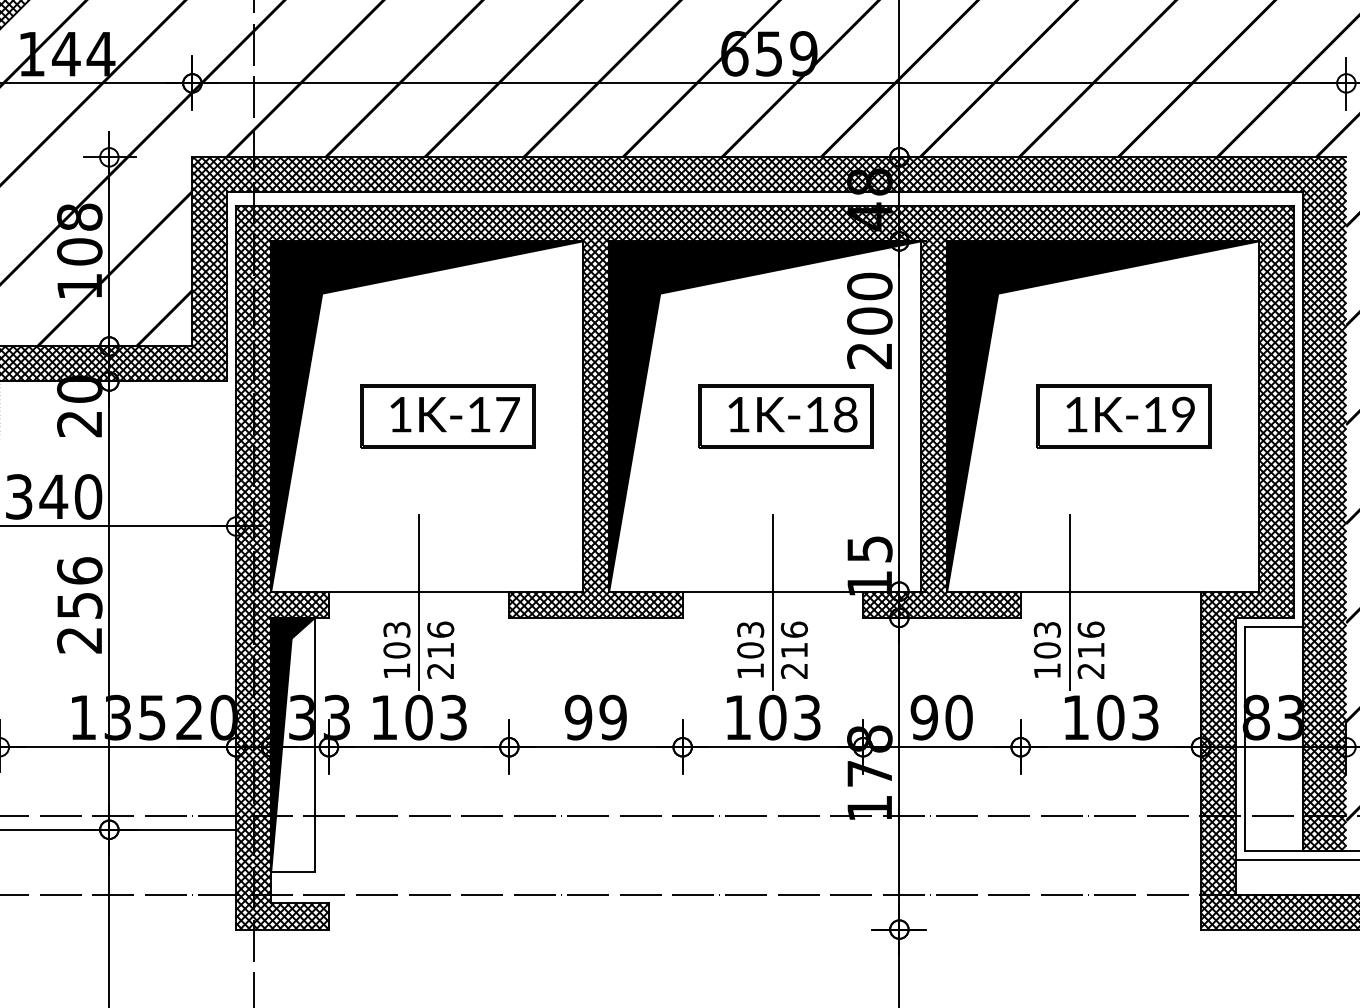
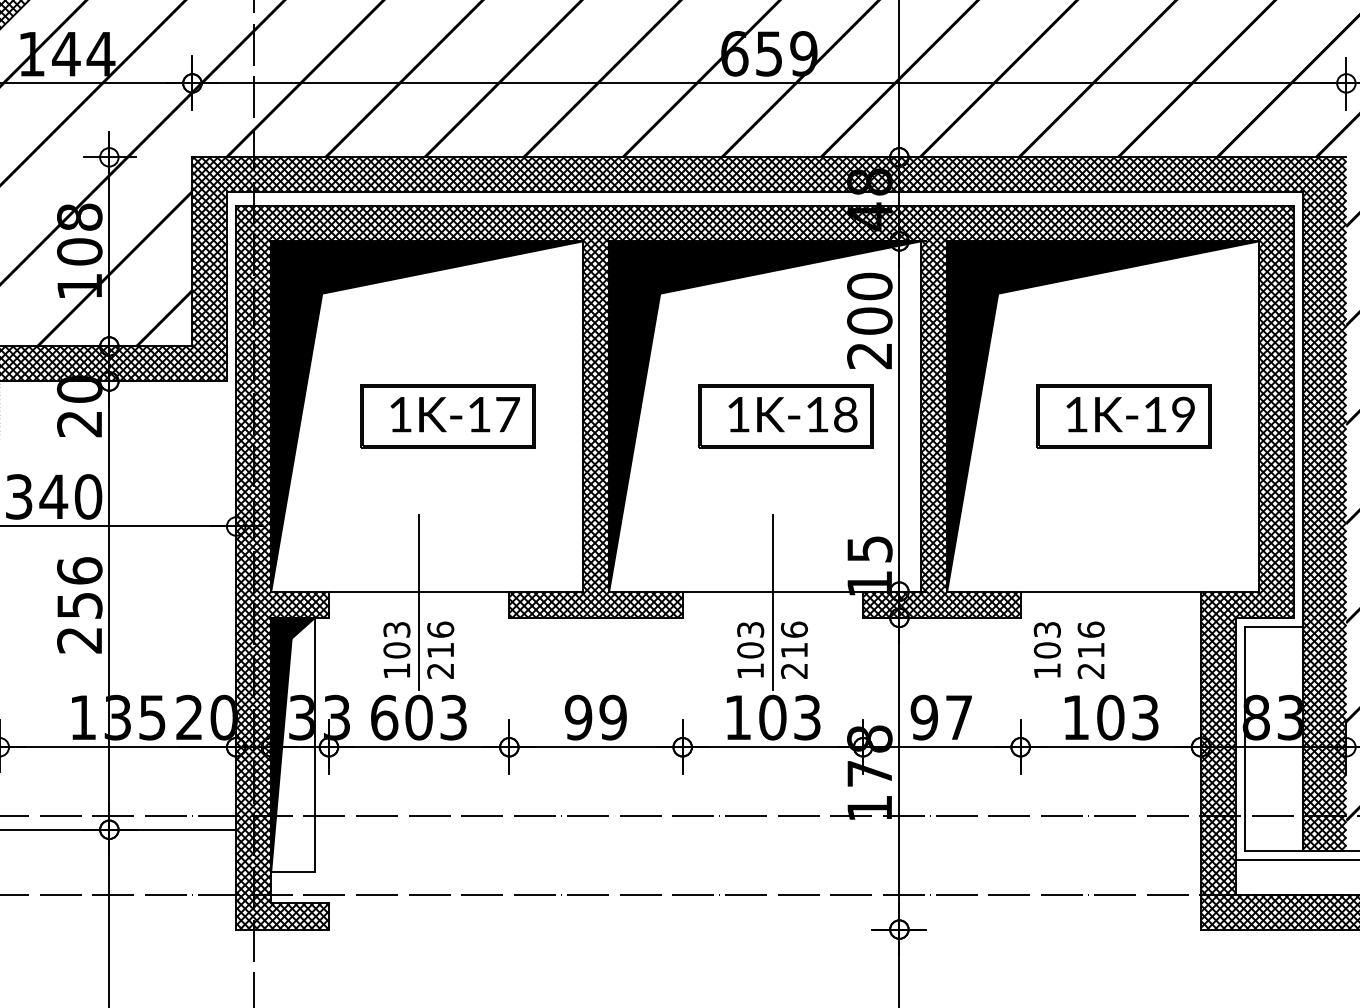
line: present -> none (1069, 602)
text: 103 -> 603 (384, 717)
text: 90 -> 97 (958, 717)
